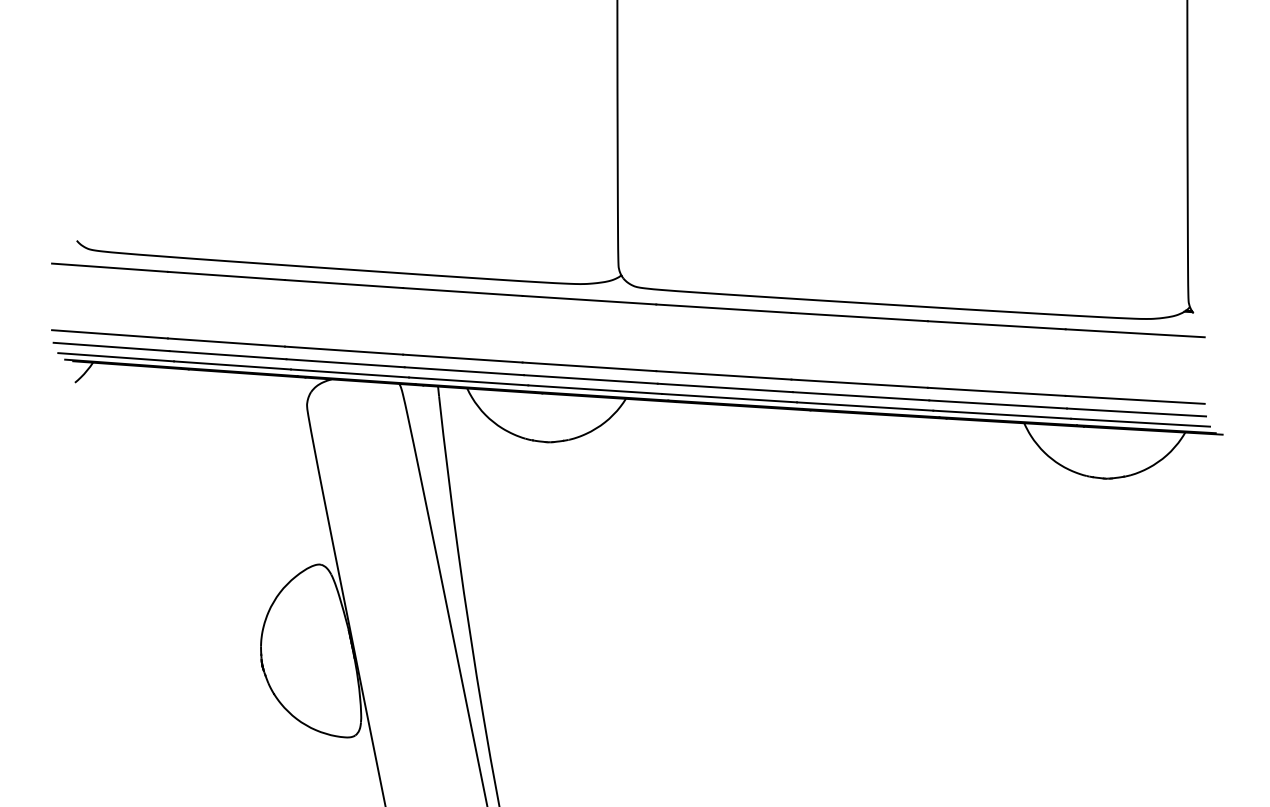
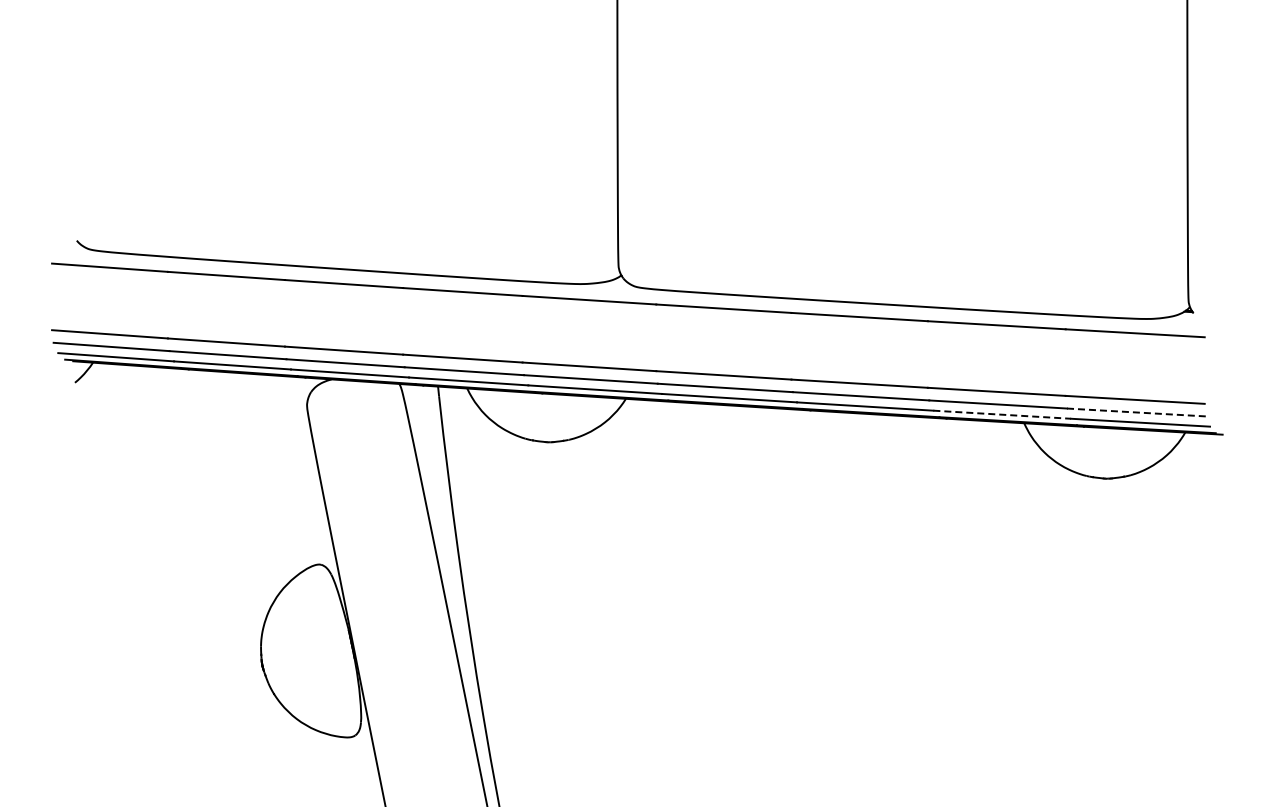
line: solid -> dashed (1136, 412)
line: solid -> dashed (1002, 414)
